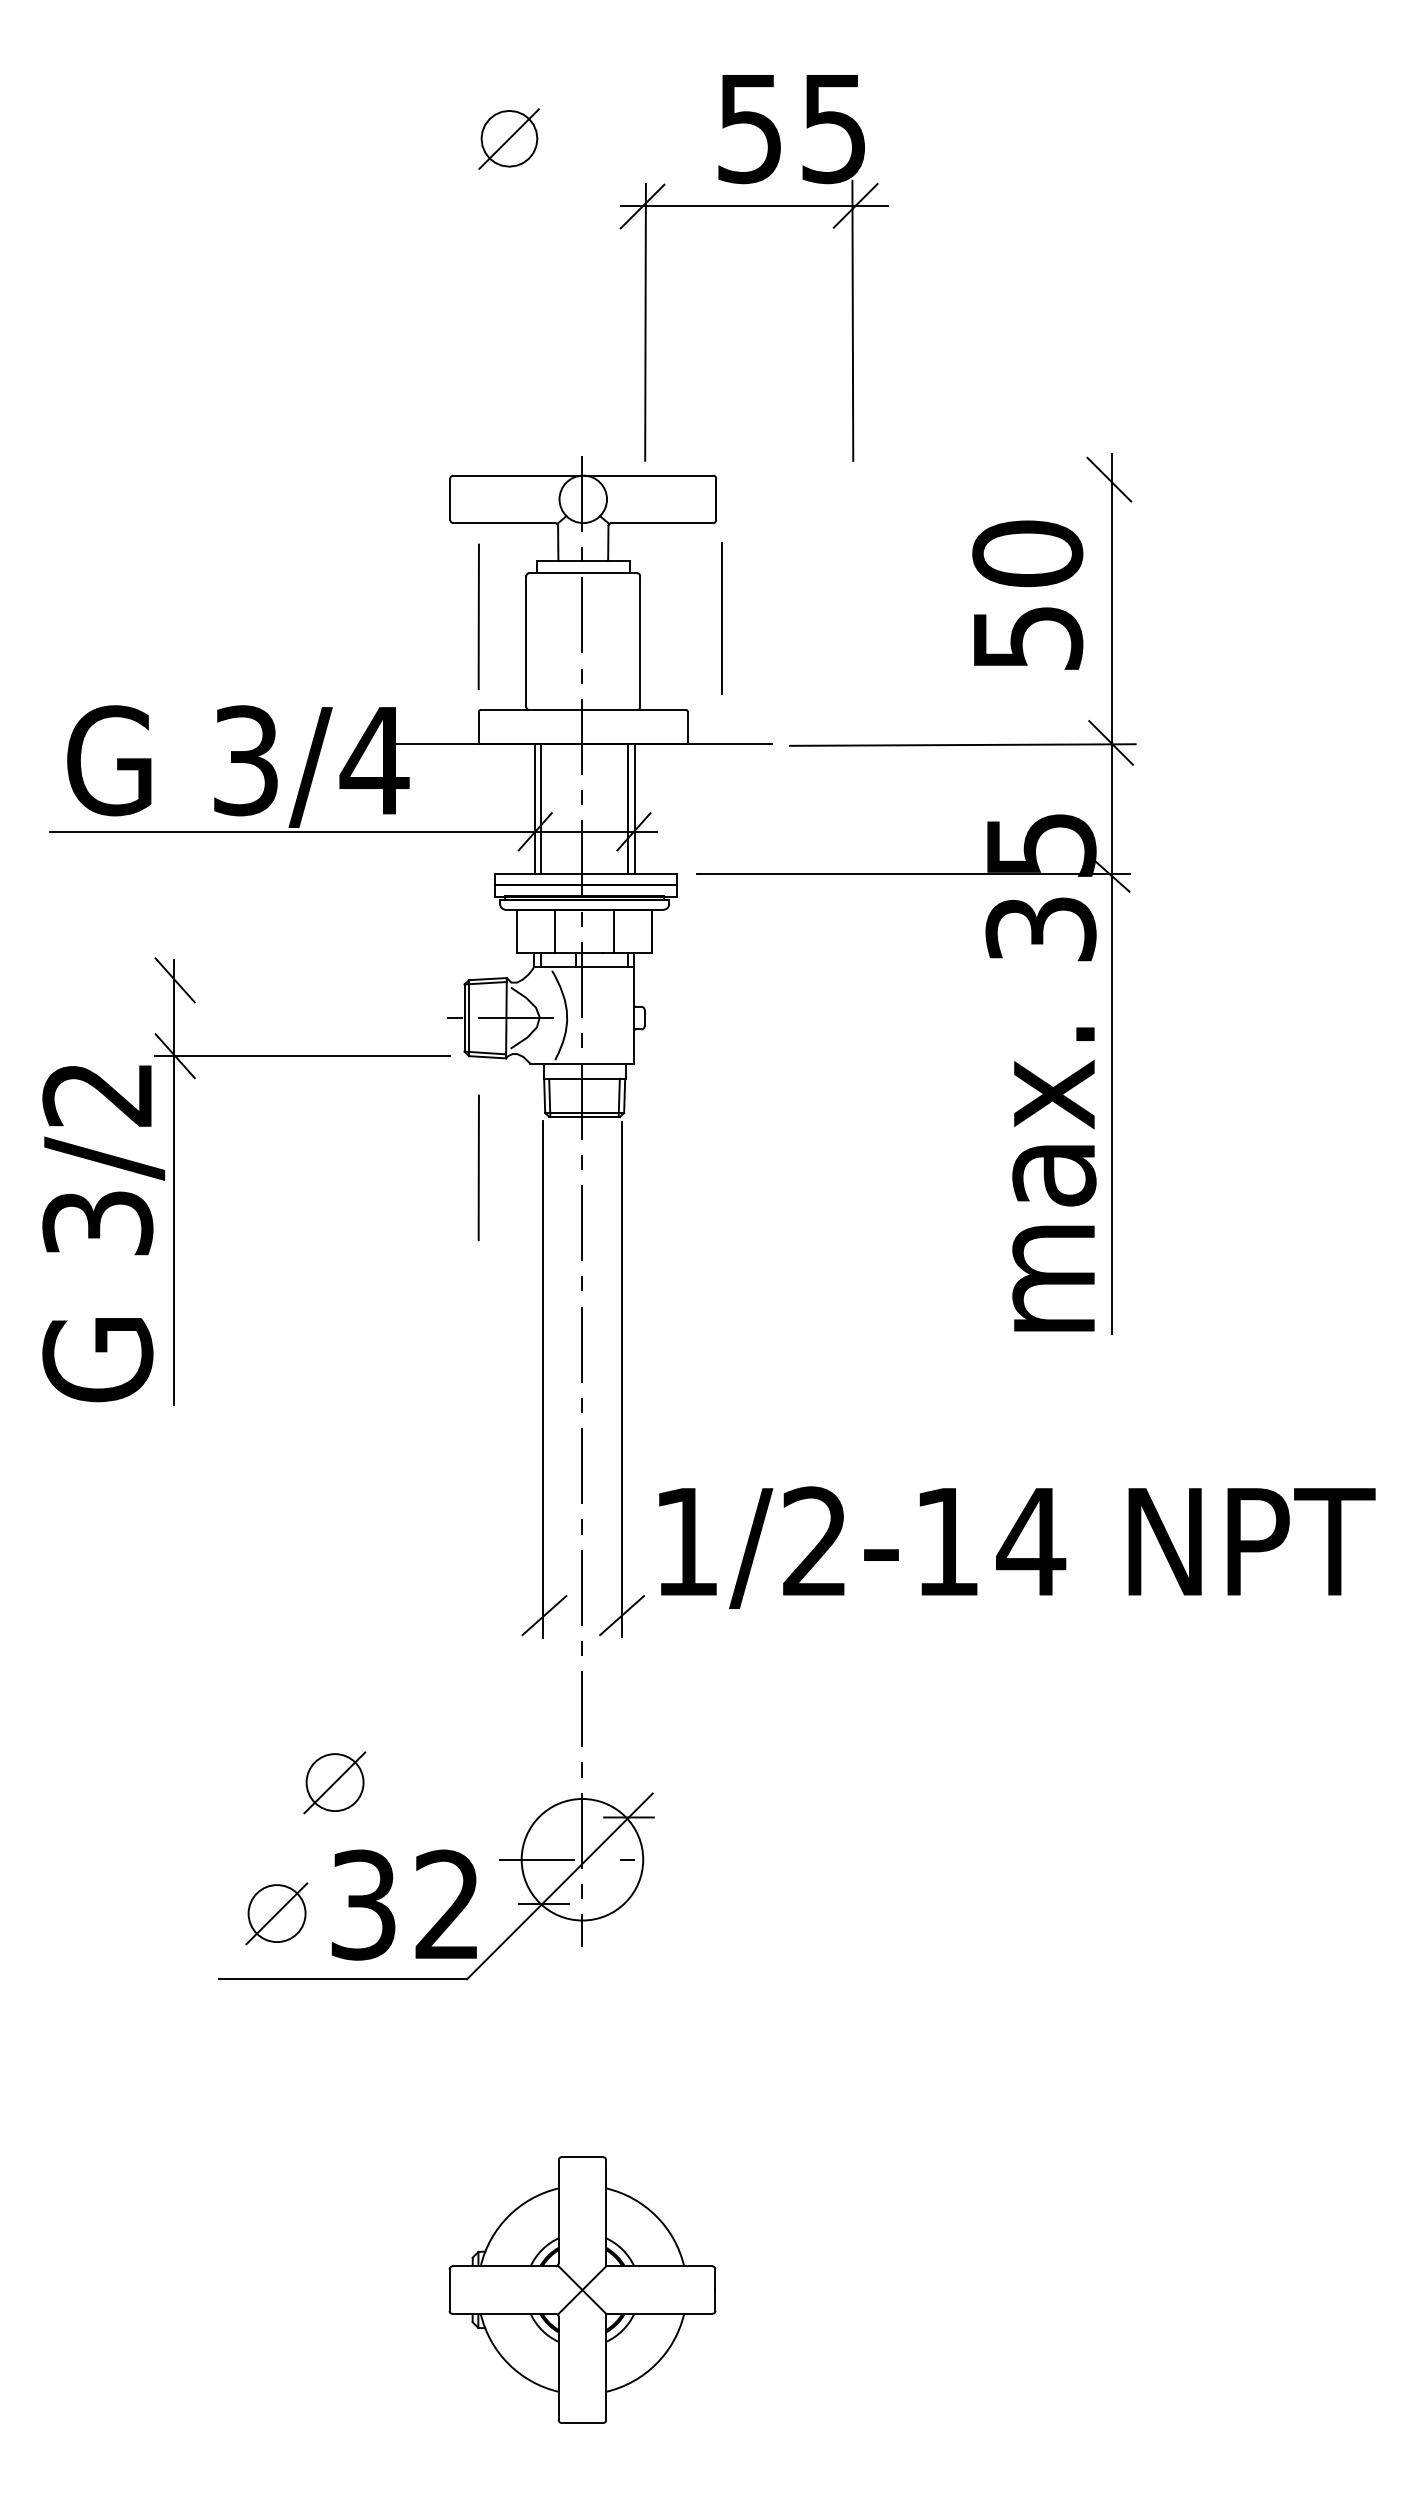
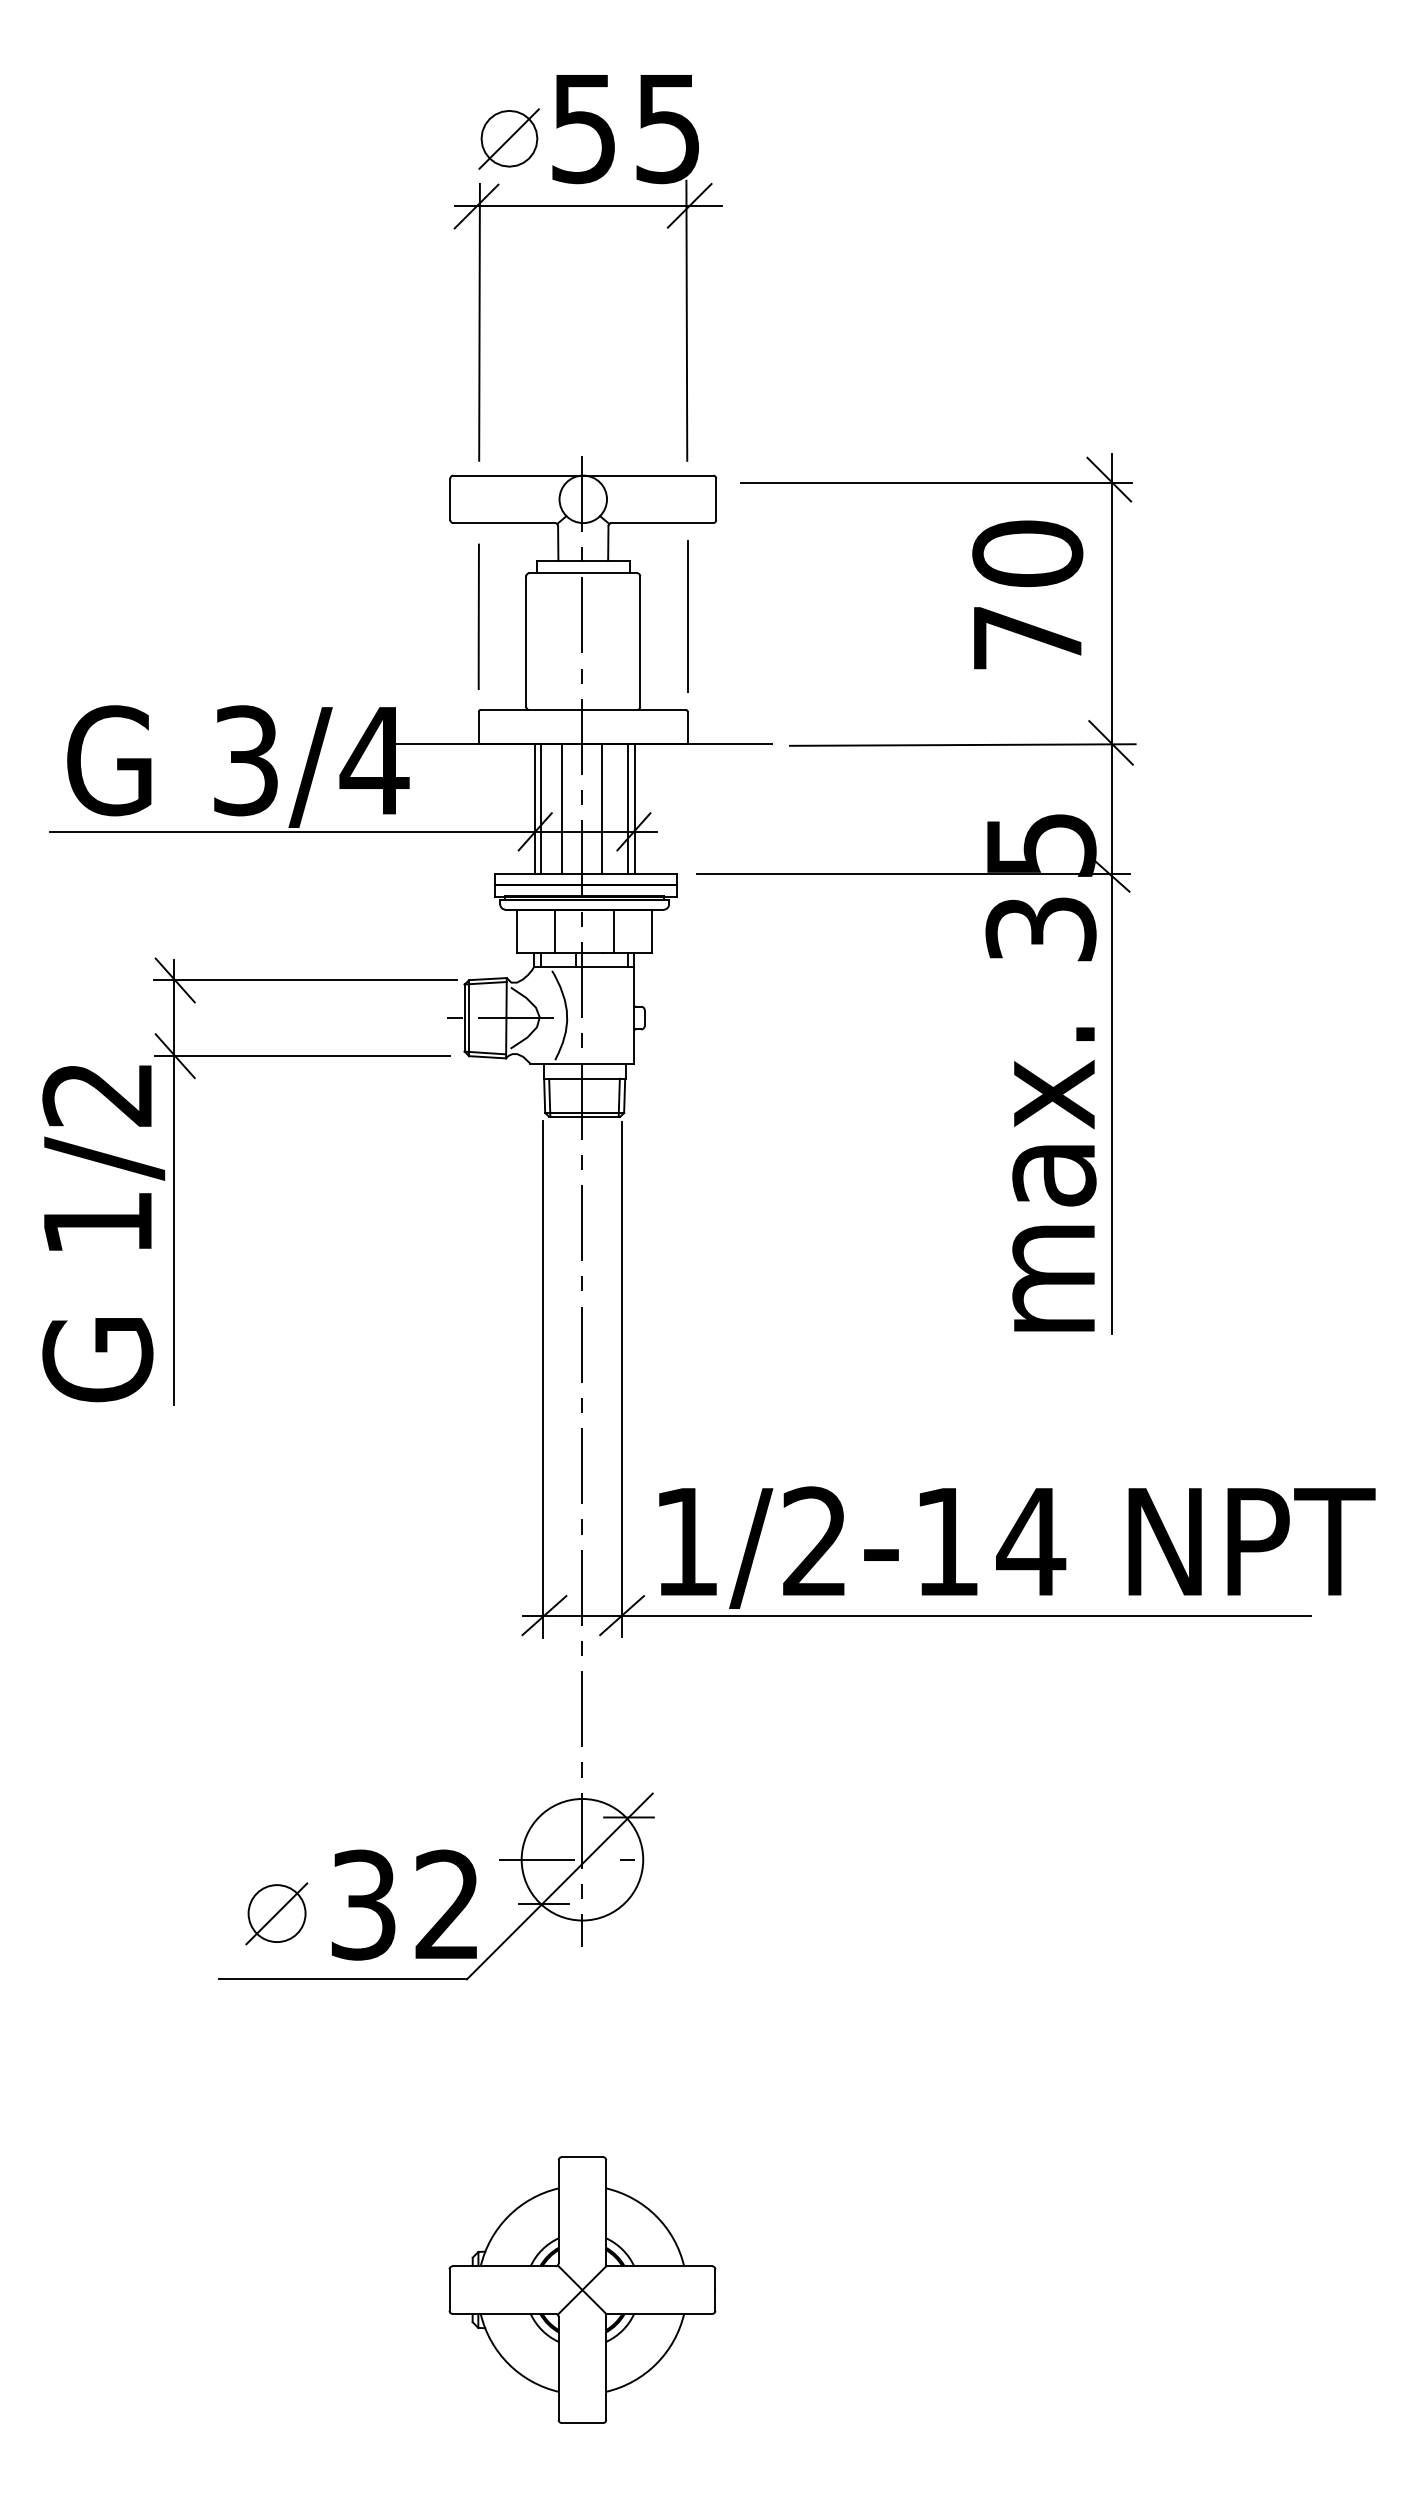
part position: (753, 206) -> (587, 206) (587, 206)
line: none -> present (936, 482)
line position: (721, 618) -> (687, 616) (687, 616)
text: 50 -> 70 (1028, 638)
line: none -> present (561, 808)
line: none -> present (602, 808)
line: none -> present (305, 980)
line: present -> none (478, 1167)
text: 3/2 -> 1/2 (97, 1223)
line: none -> present (916, 1615)
part: present -> none (334, 1782)
